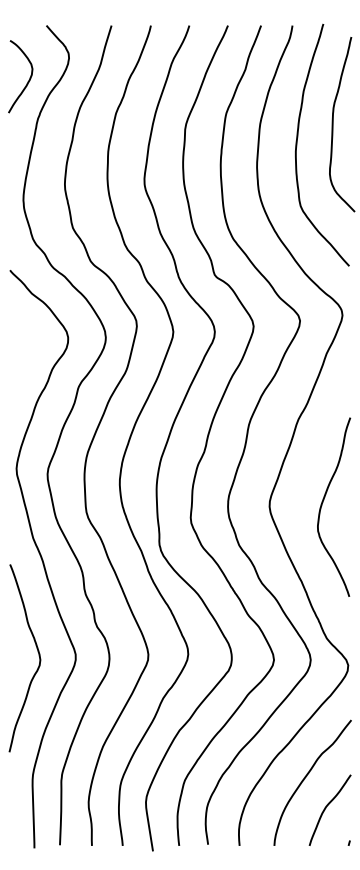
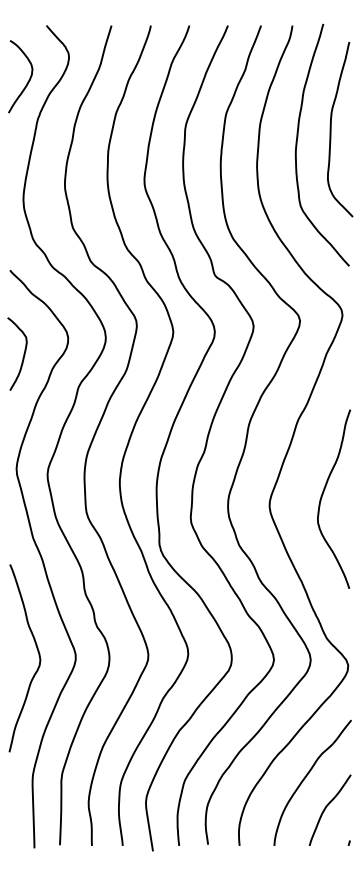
curve position: (333, 124) -> (331, 129) (331, 129)
curve: none -> present (23, 353)
curve position: (324, 500) -> (324, 492) (324, 492)
